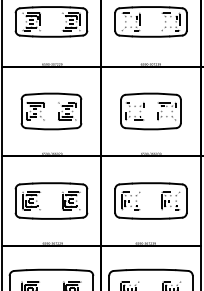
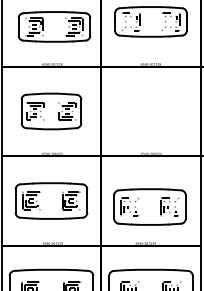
part position: (51, 21) -> (54, 26) (54, 26)
part: present -> none (150, 111)
part position: (150, 200) -> (149, 206) (149, 206)
